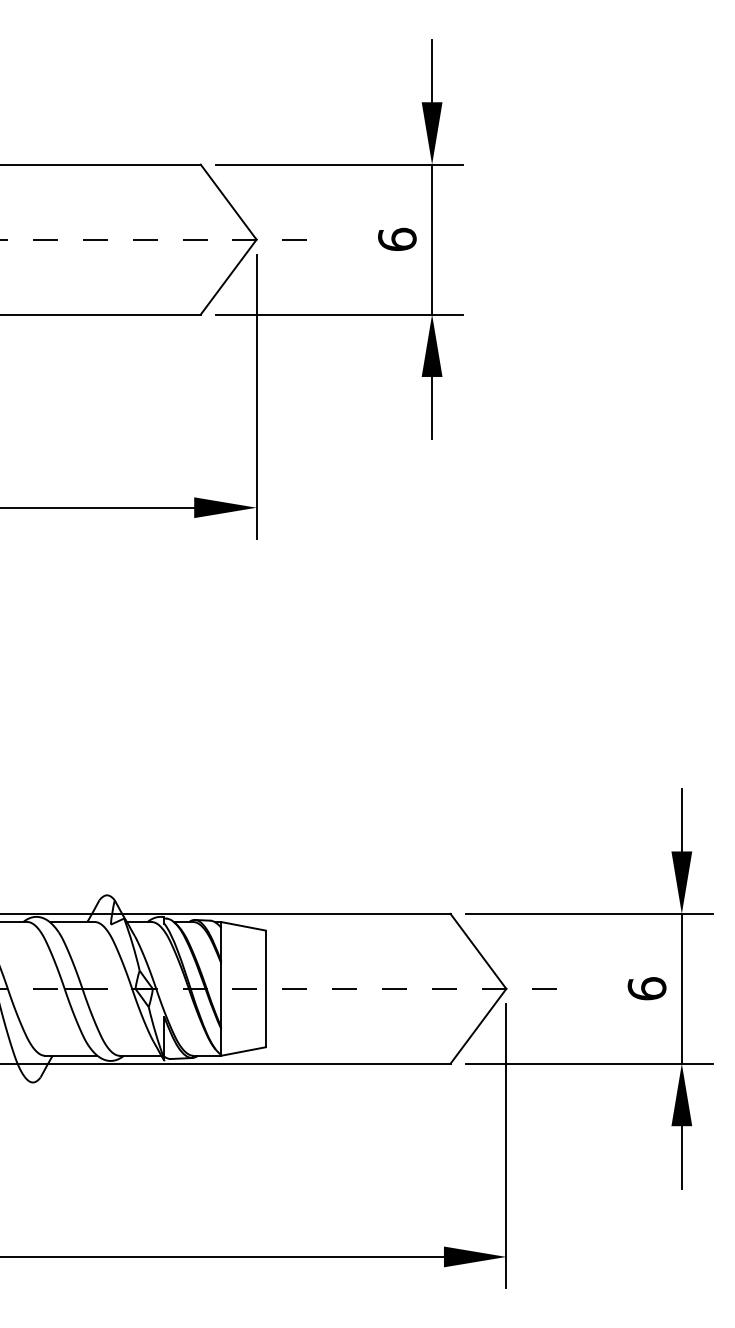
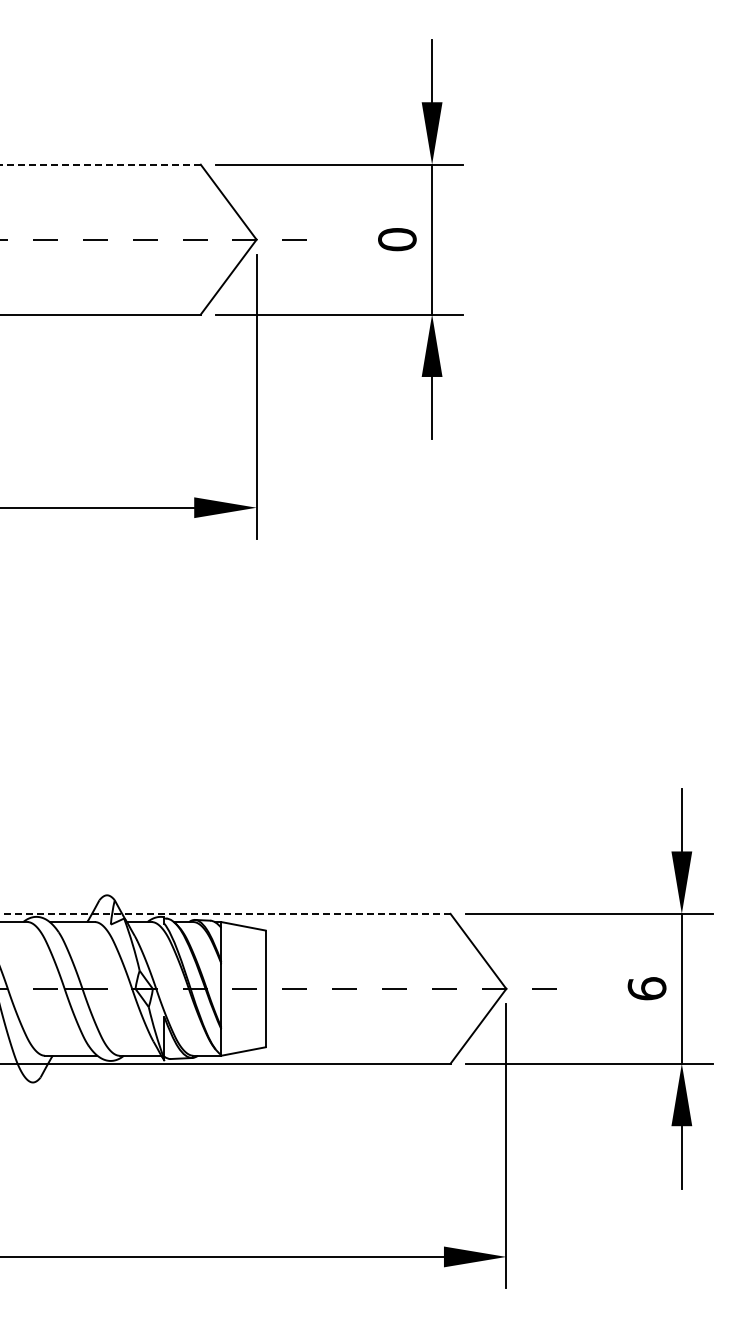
line: solid -> dashed (100, 164)
text: 6 -> 0 (397, 239)
line: solid -> dashed (225, 913)
